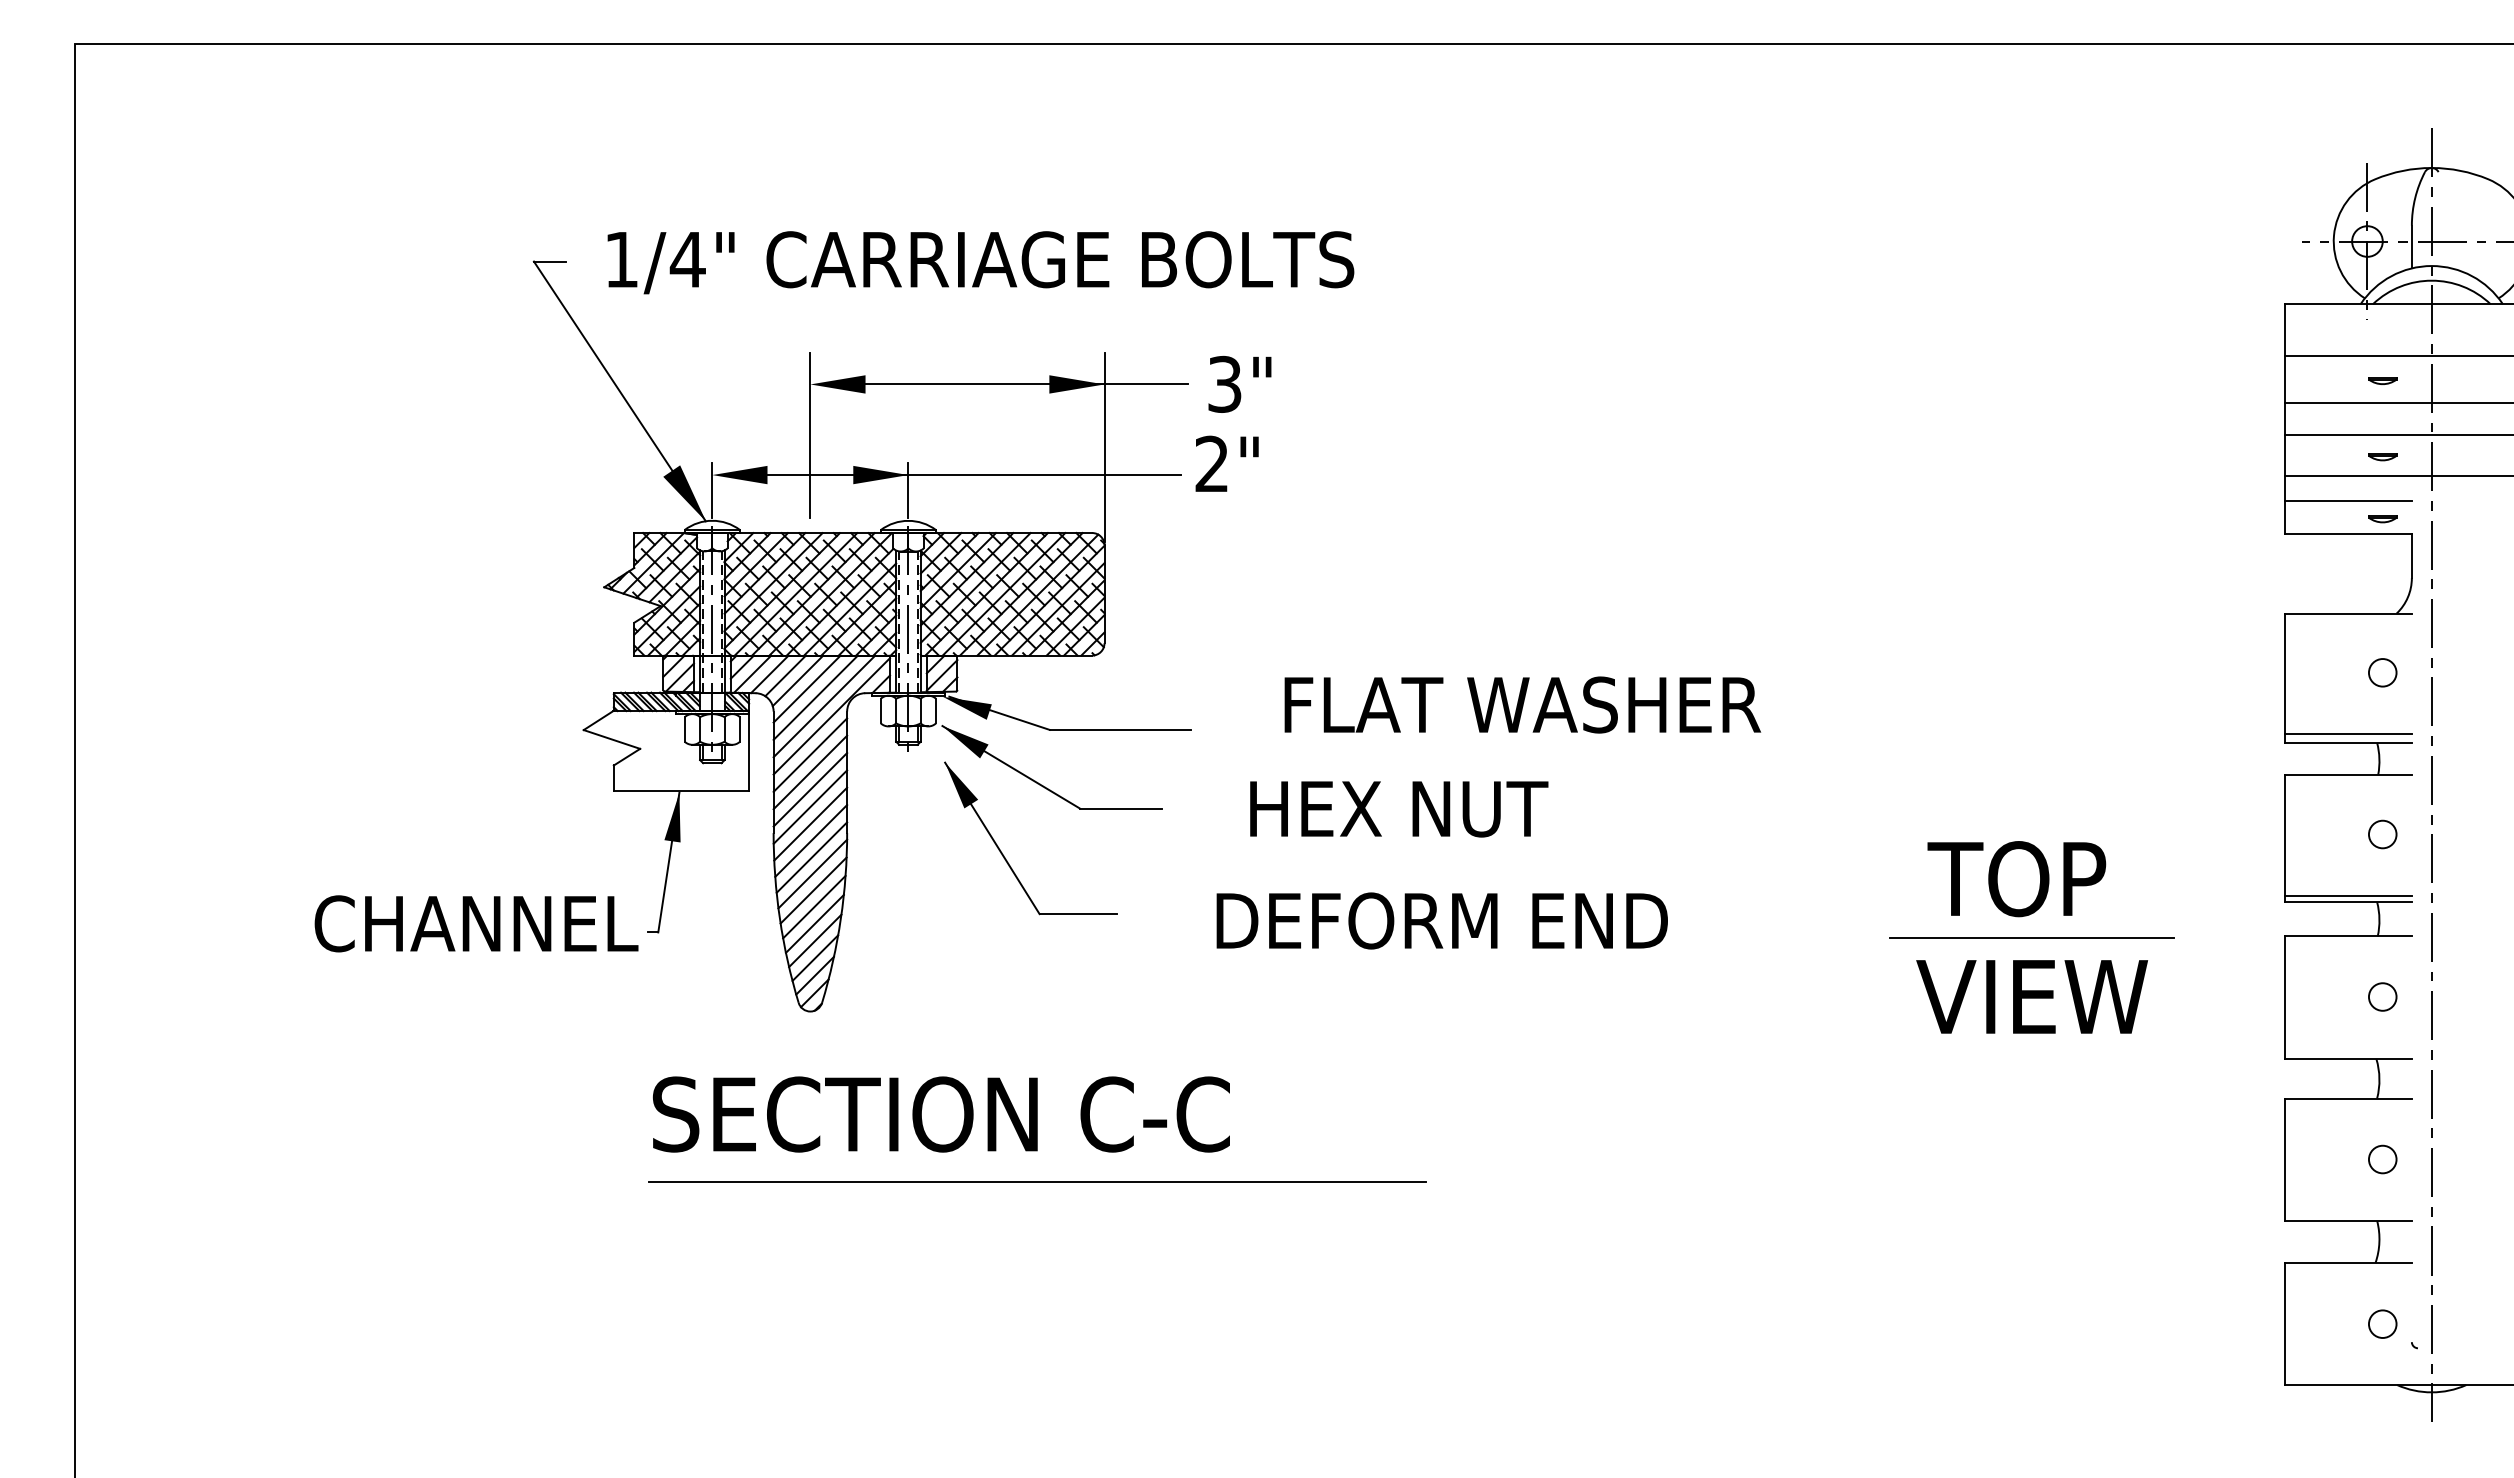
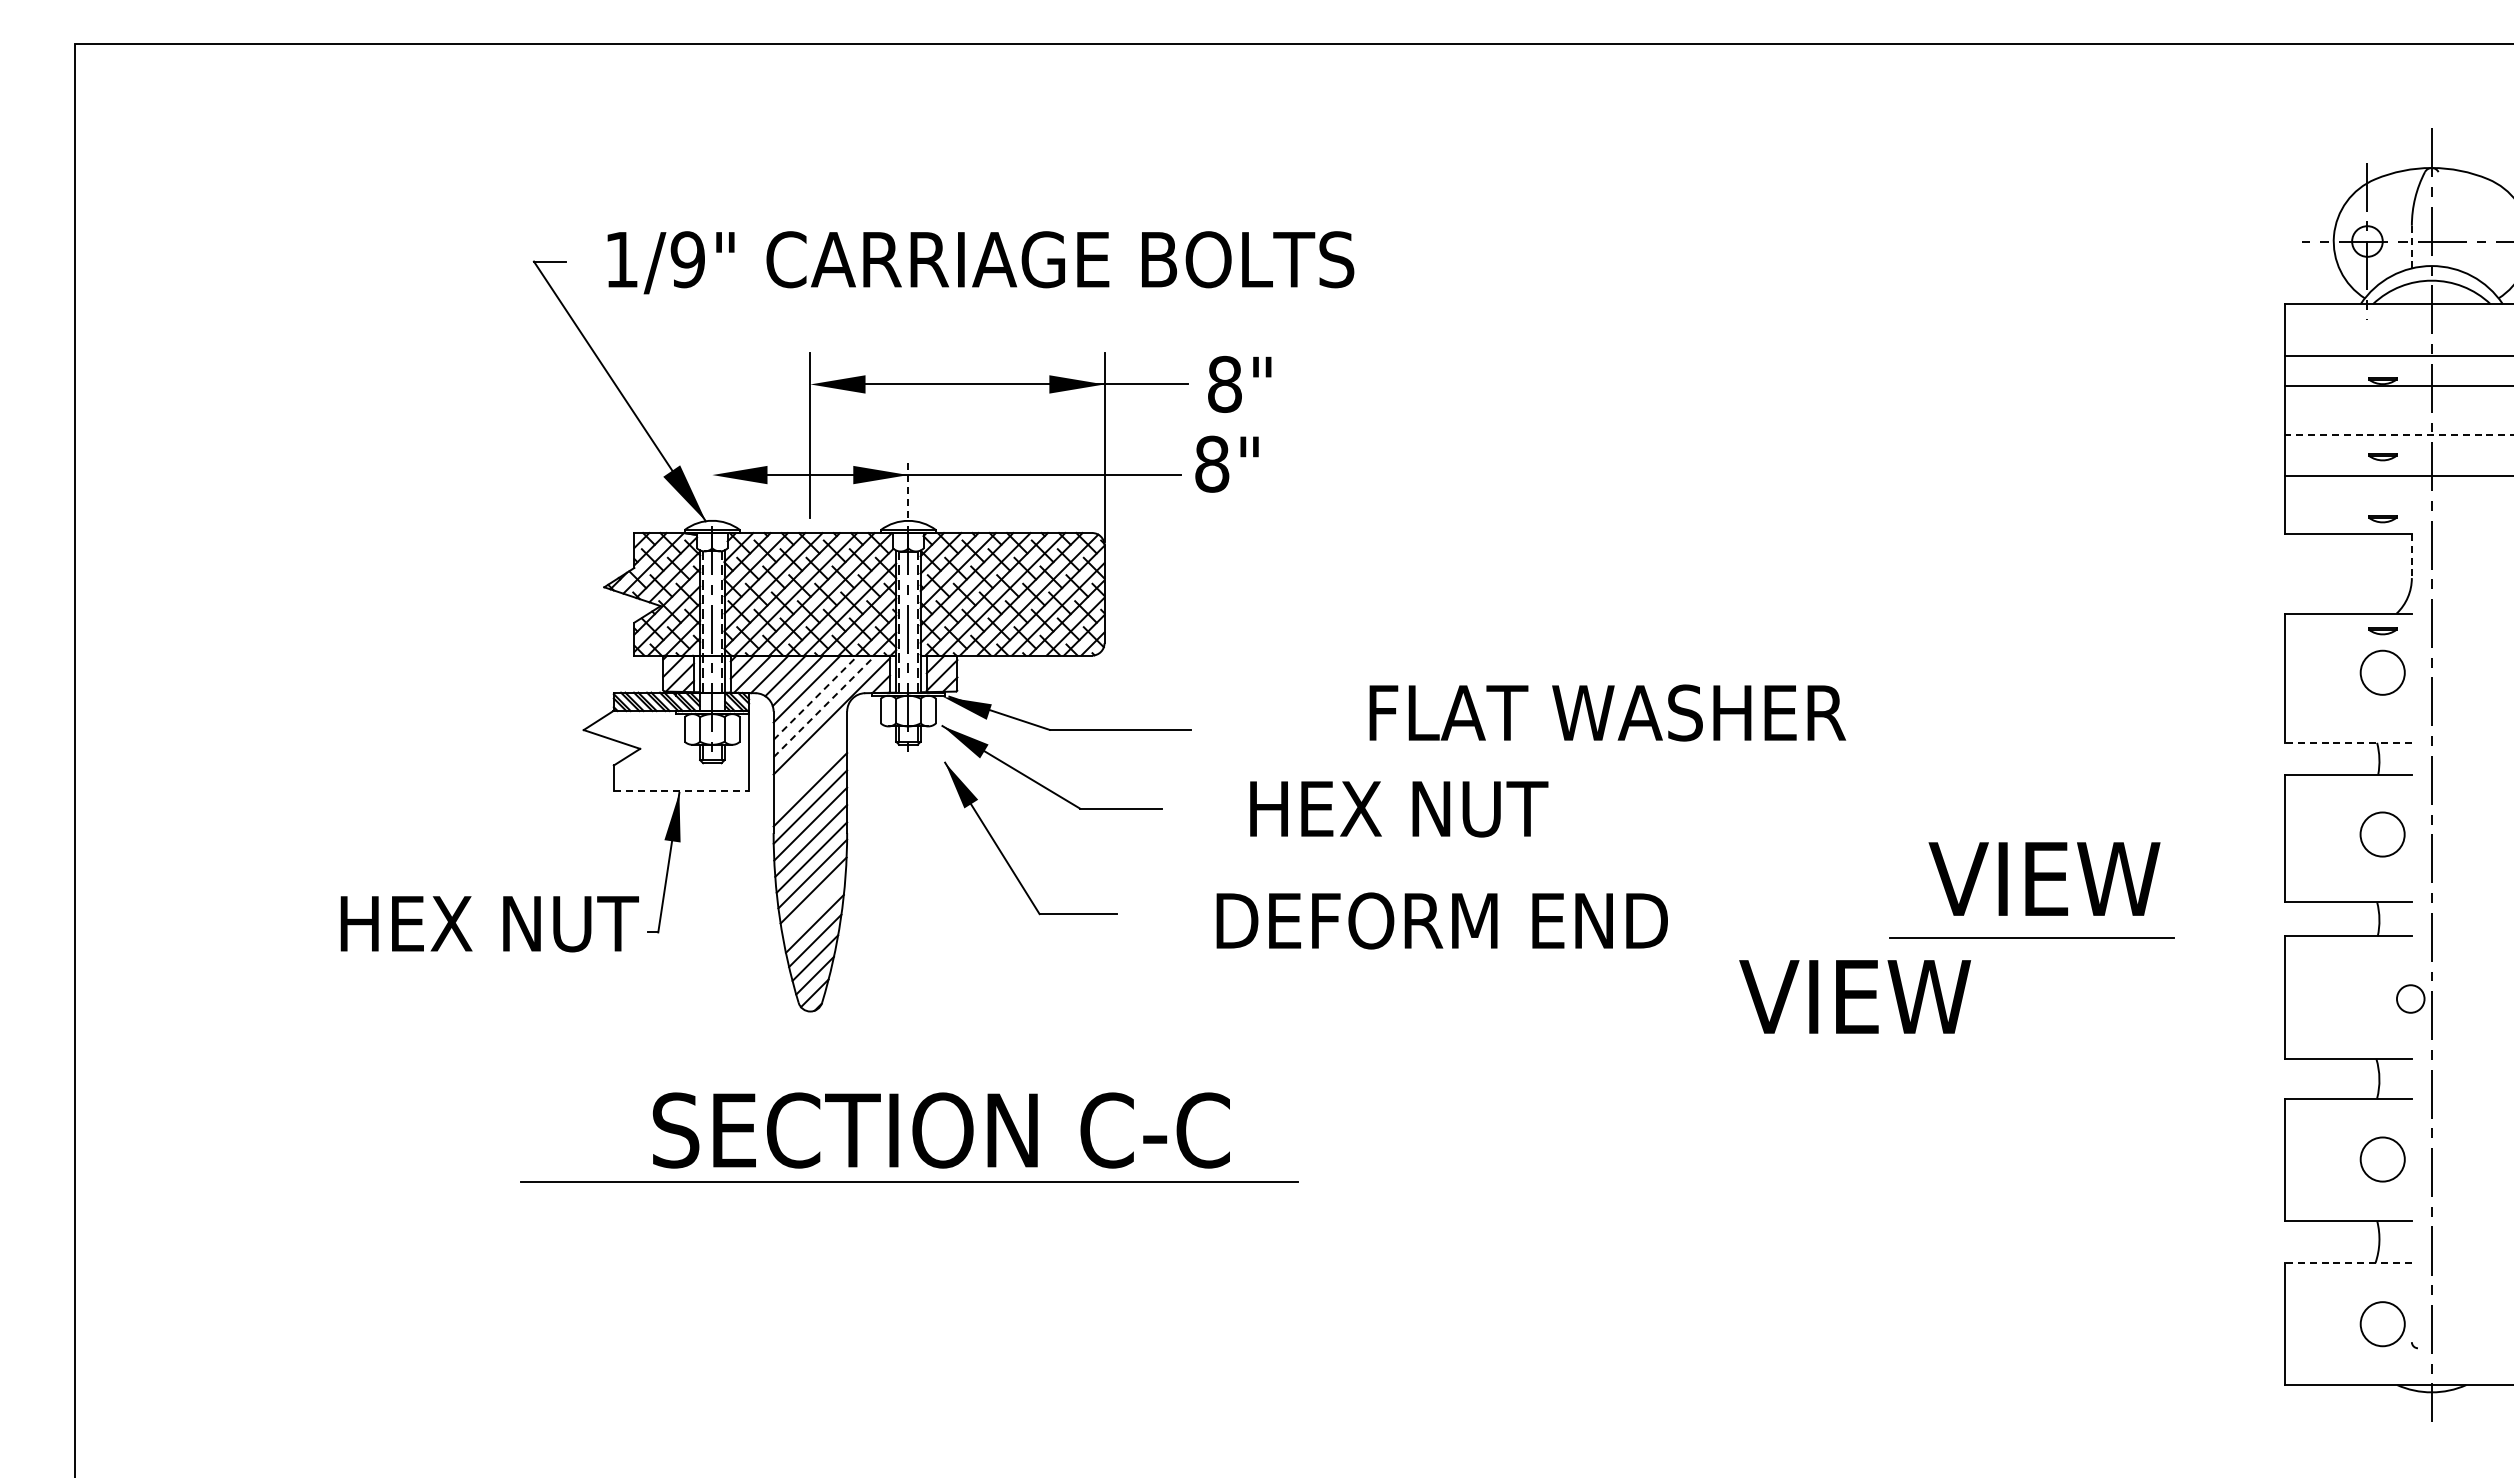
line: solid -> dashed (2411, 247)
text: 1/4" -> 1/9" (687, 259)
text: 3" -> 8" (1224, 384)
line position: (2397, 403) -> (2397, 386) (2397, 386)
line: solid -> dashed (2398, 435)
text: 2" -> 8" (1212, 463)
line: present -> none (712, 489)
line: solid -> dashed (908, 489)
line: present -> none (2347, 500)
line: solid -> dashed (2411, 556)
part: none -> present (2382, 631)
circle diameter: 28 px -> 44 px (2382, 672)
line: solid -> dashed (815, 697)
text position: (1522, 704) -> (1607, 712) (1607, 712)
line: solid -> dashed (824, 706)
line: present -> none (2347, 734)
line: solid -> dashed (2348, 742)
line: present -> none (810, 754)
line: present -> none (810, 772)
line: solid -> dashed (681, 790)
circle size: 30x31 px -> 47x47 px (2382, 834)
text: TOP -> VIEW (2043, 879)
line: present -> none (2347, 896)
line: present -> none (814, 906)
text: CHANNEL -> HEX NUT (476, 923)
text position: (2032, 996) -> (1855, 996) (1855, 996)
circle position: (2382, 996) -> (2410, 998) (2410, 998)
text position: (940, 1114) -> (940, 1130) (940, 1130)
circle diameter: 28 px -> 44 px (2382, 1159)
line position: (1037, 1181) -> (909, 1181) (909, 1181)
line: solid -> dashed (2348, 1263)
circle diameter: 28 px -> 44 px (2382, 1324)
